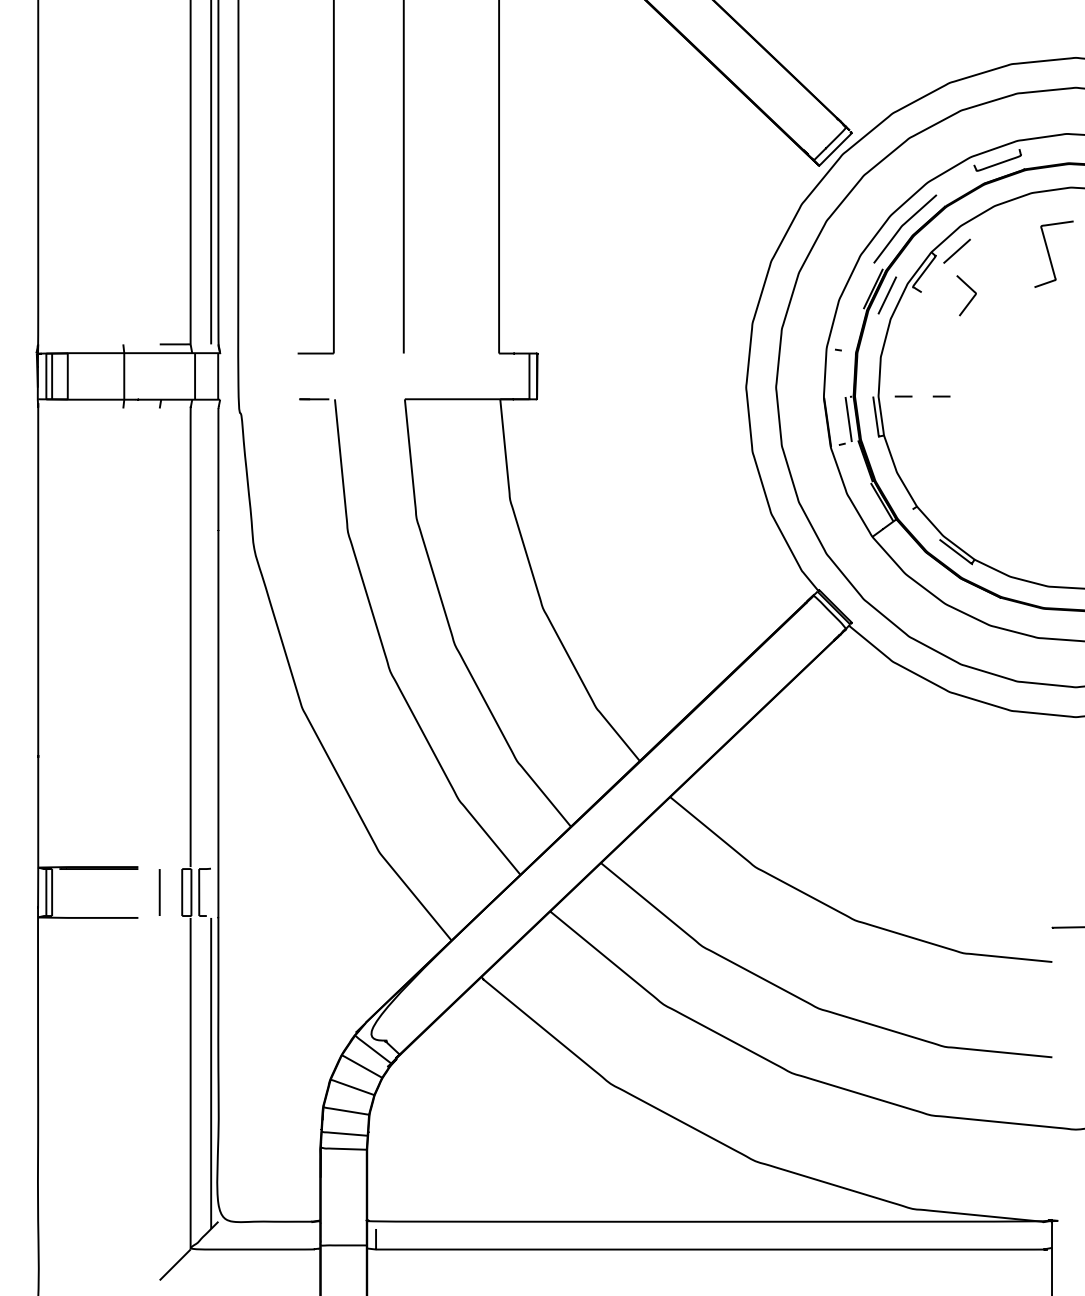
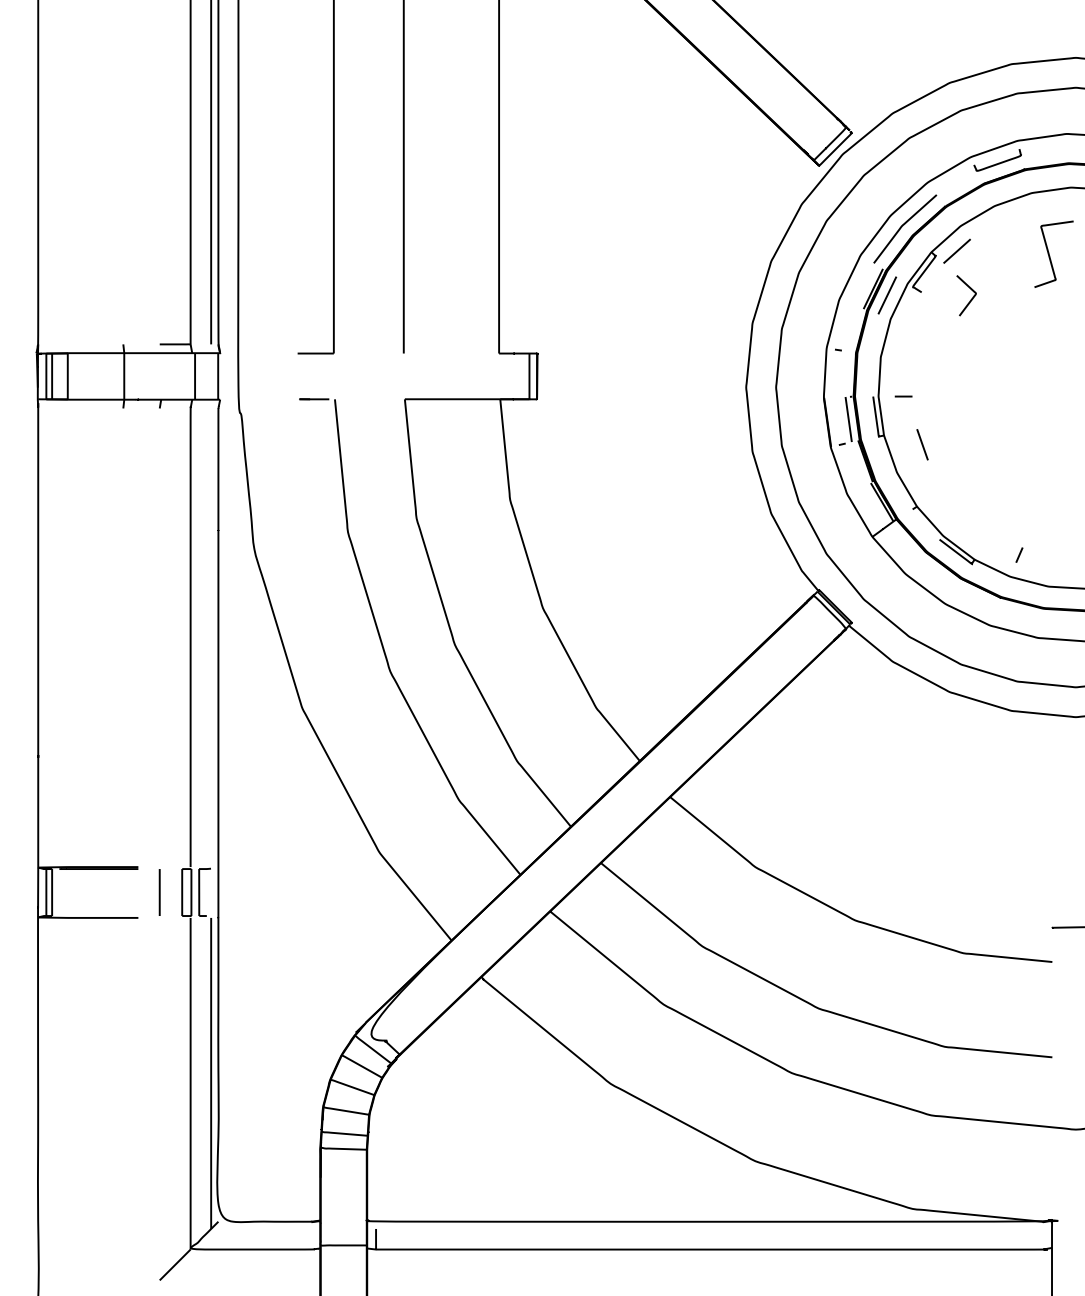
line: present -> none (941, 396)
line: none -> present (922, 444)
line: none -> present (1019, 554)
